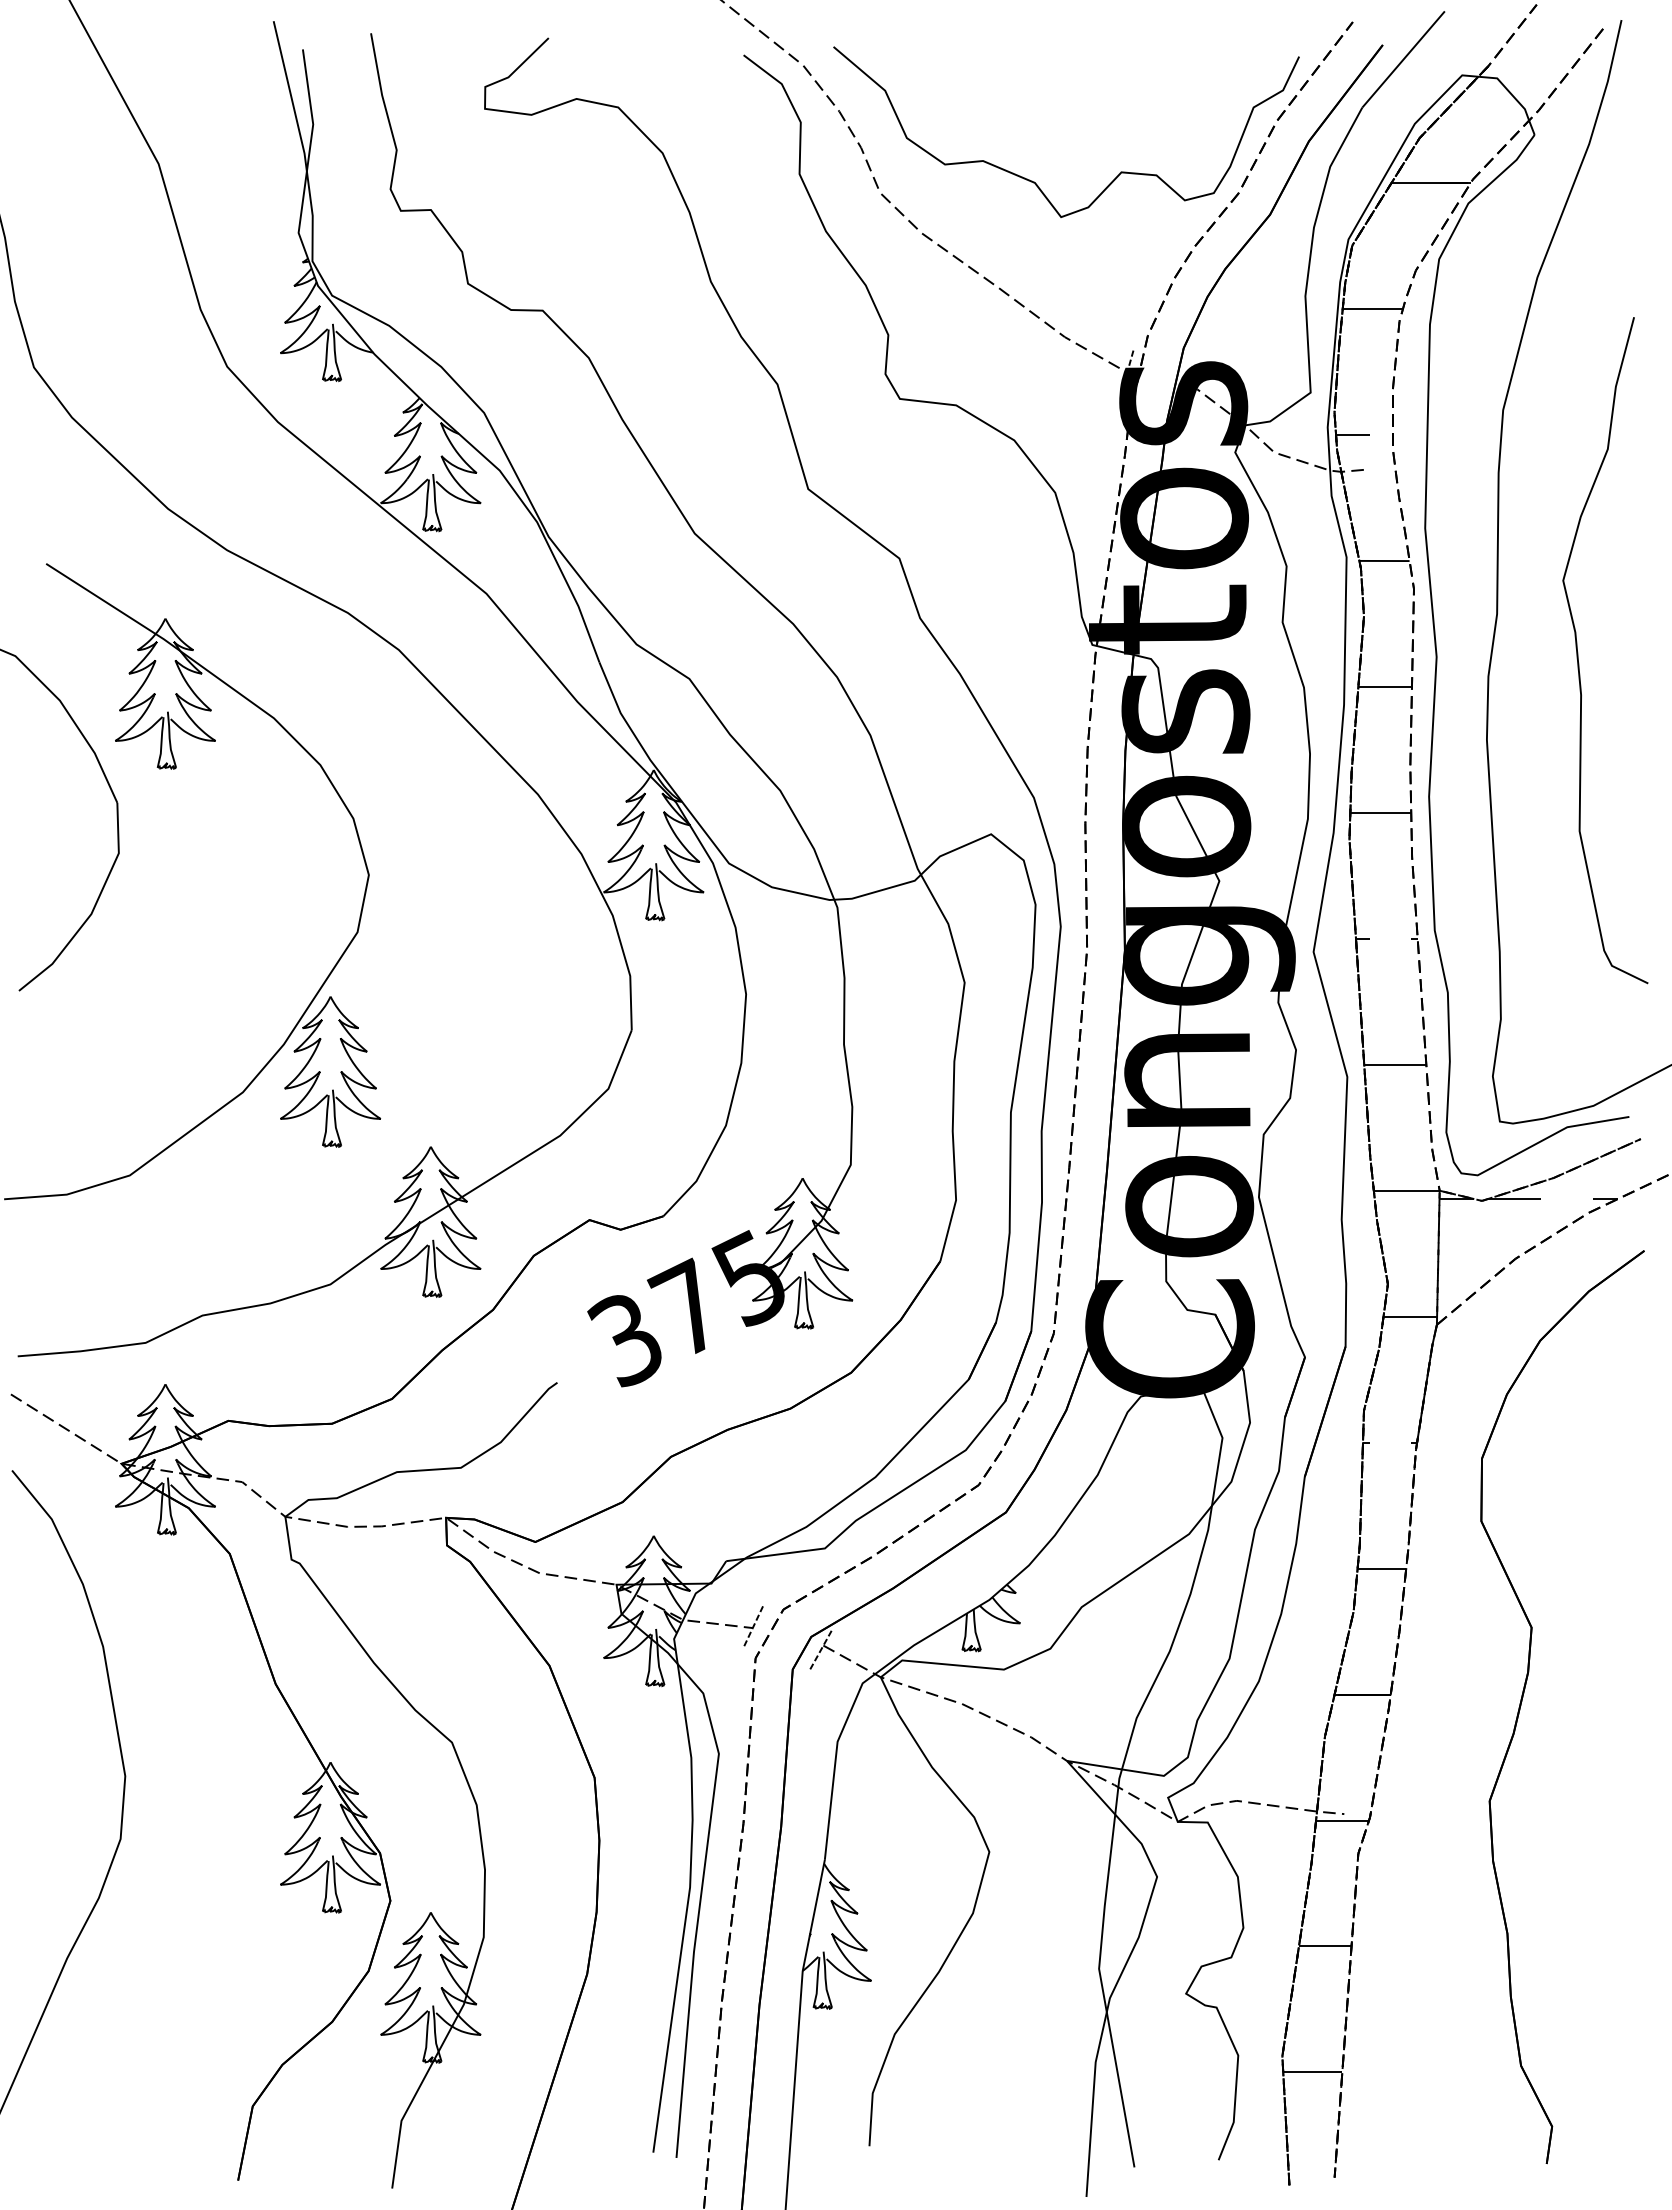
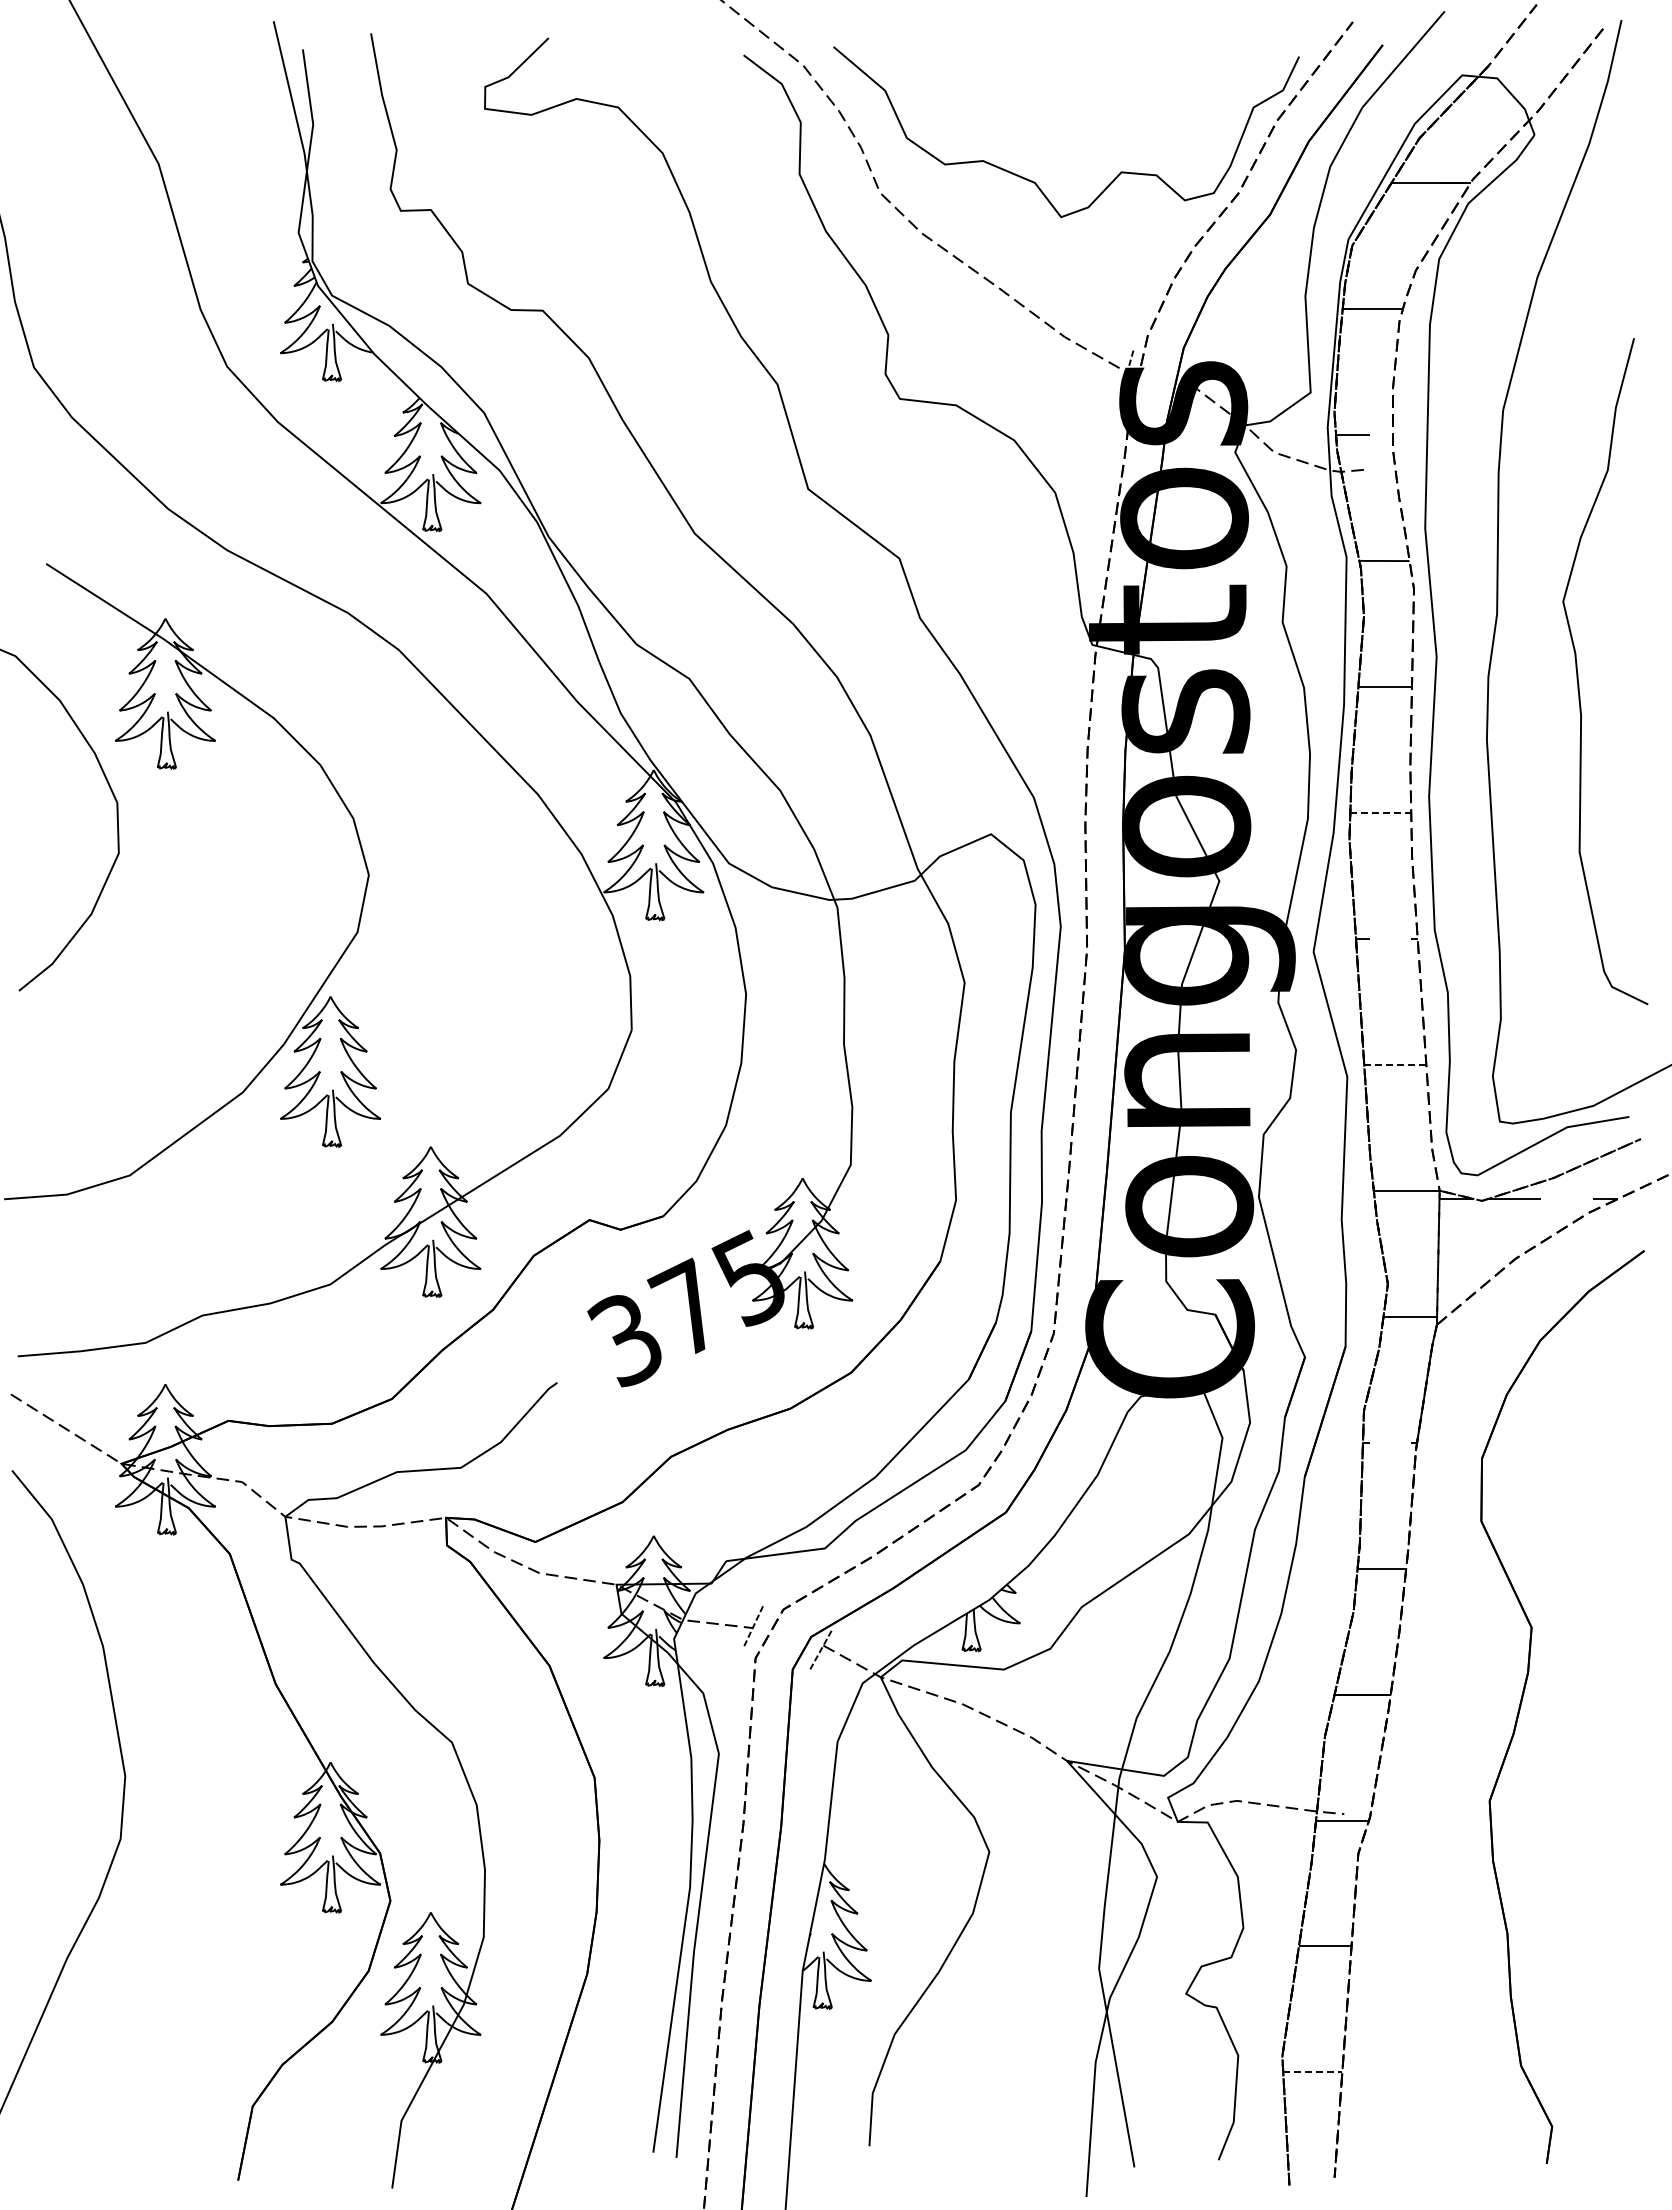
curve position: (1578, 652) -> (1578, 673) (1578, 673)
line: solid -> dashed (1381, 812)
line: solid -> dashed (1395, 1064)
line: solid -> dashed (1312, 2072)
